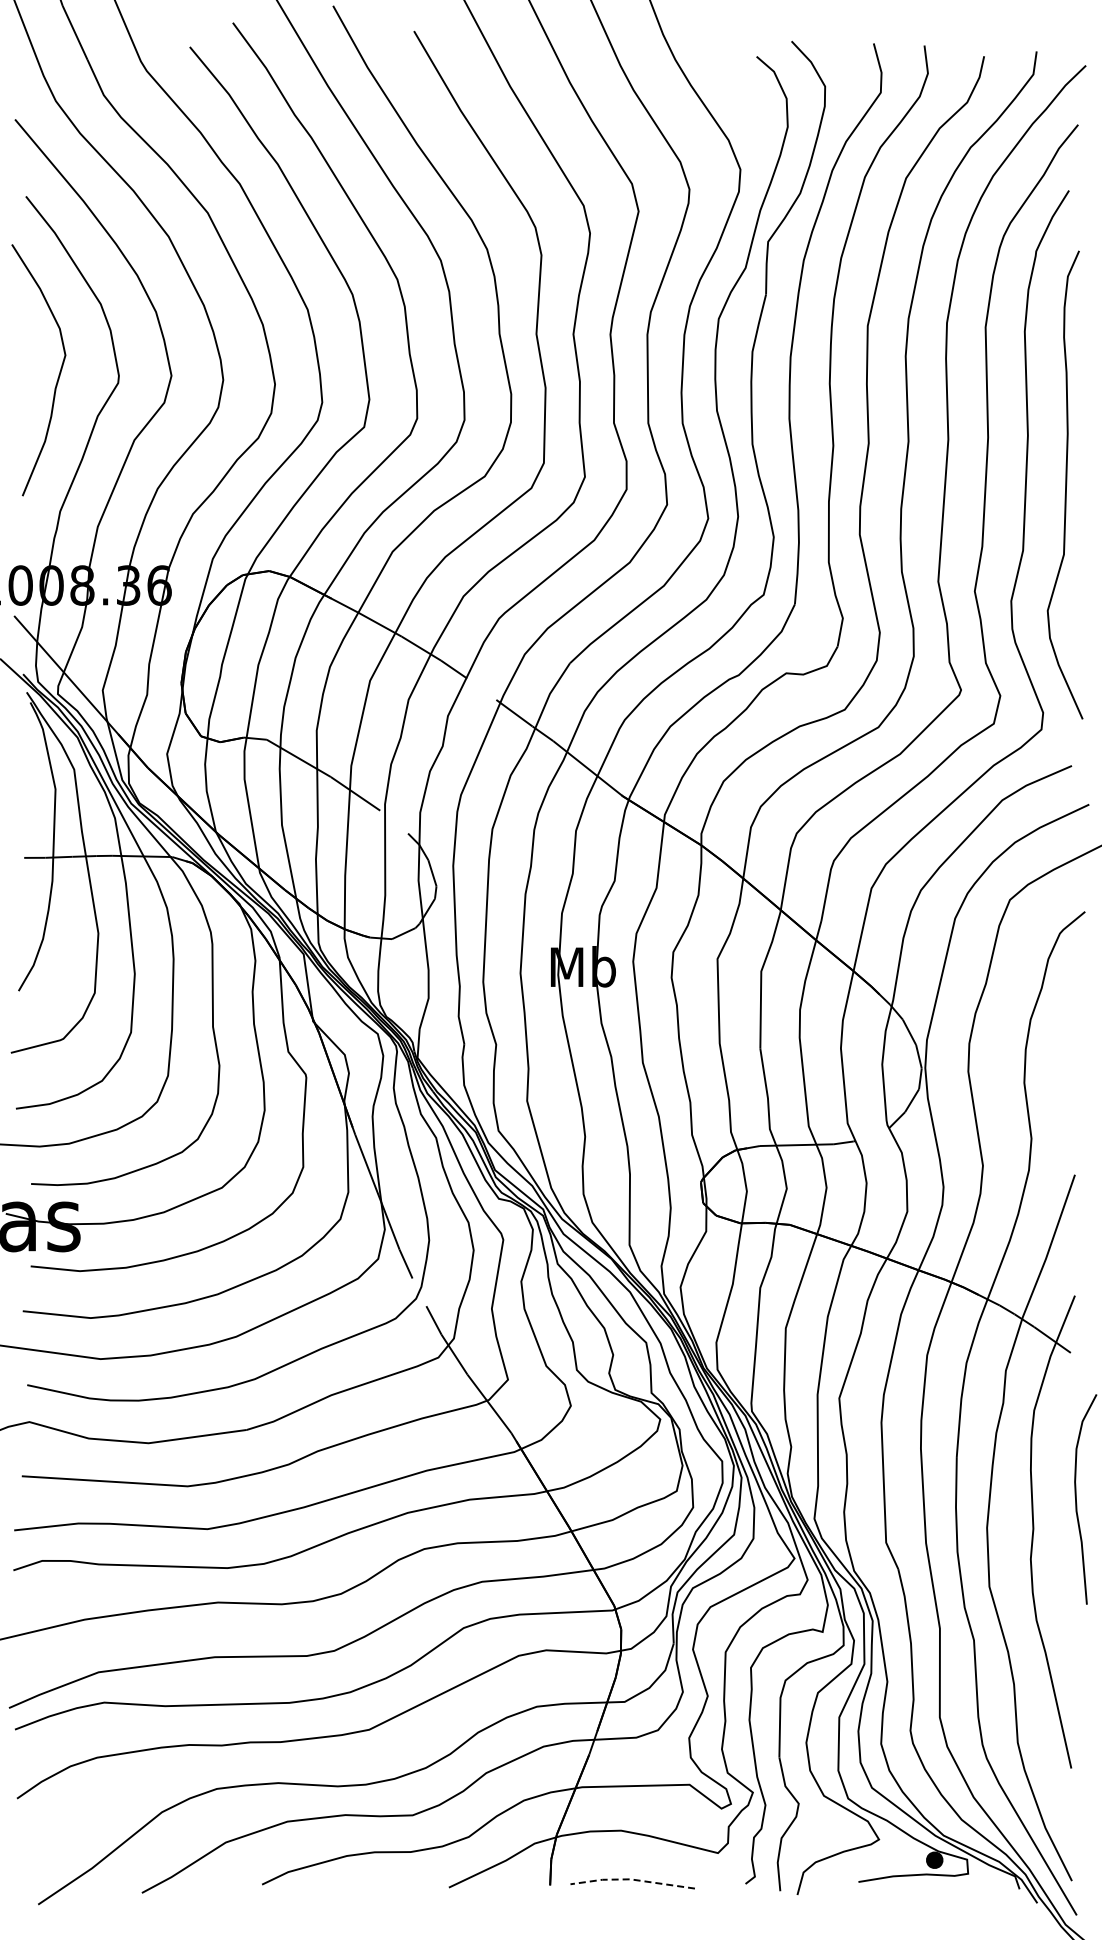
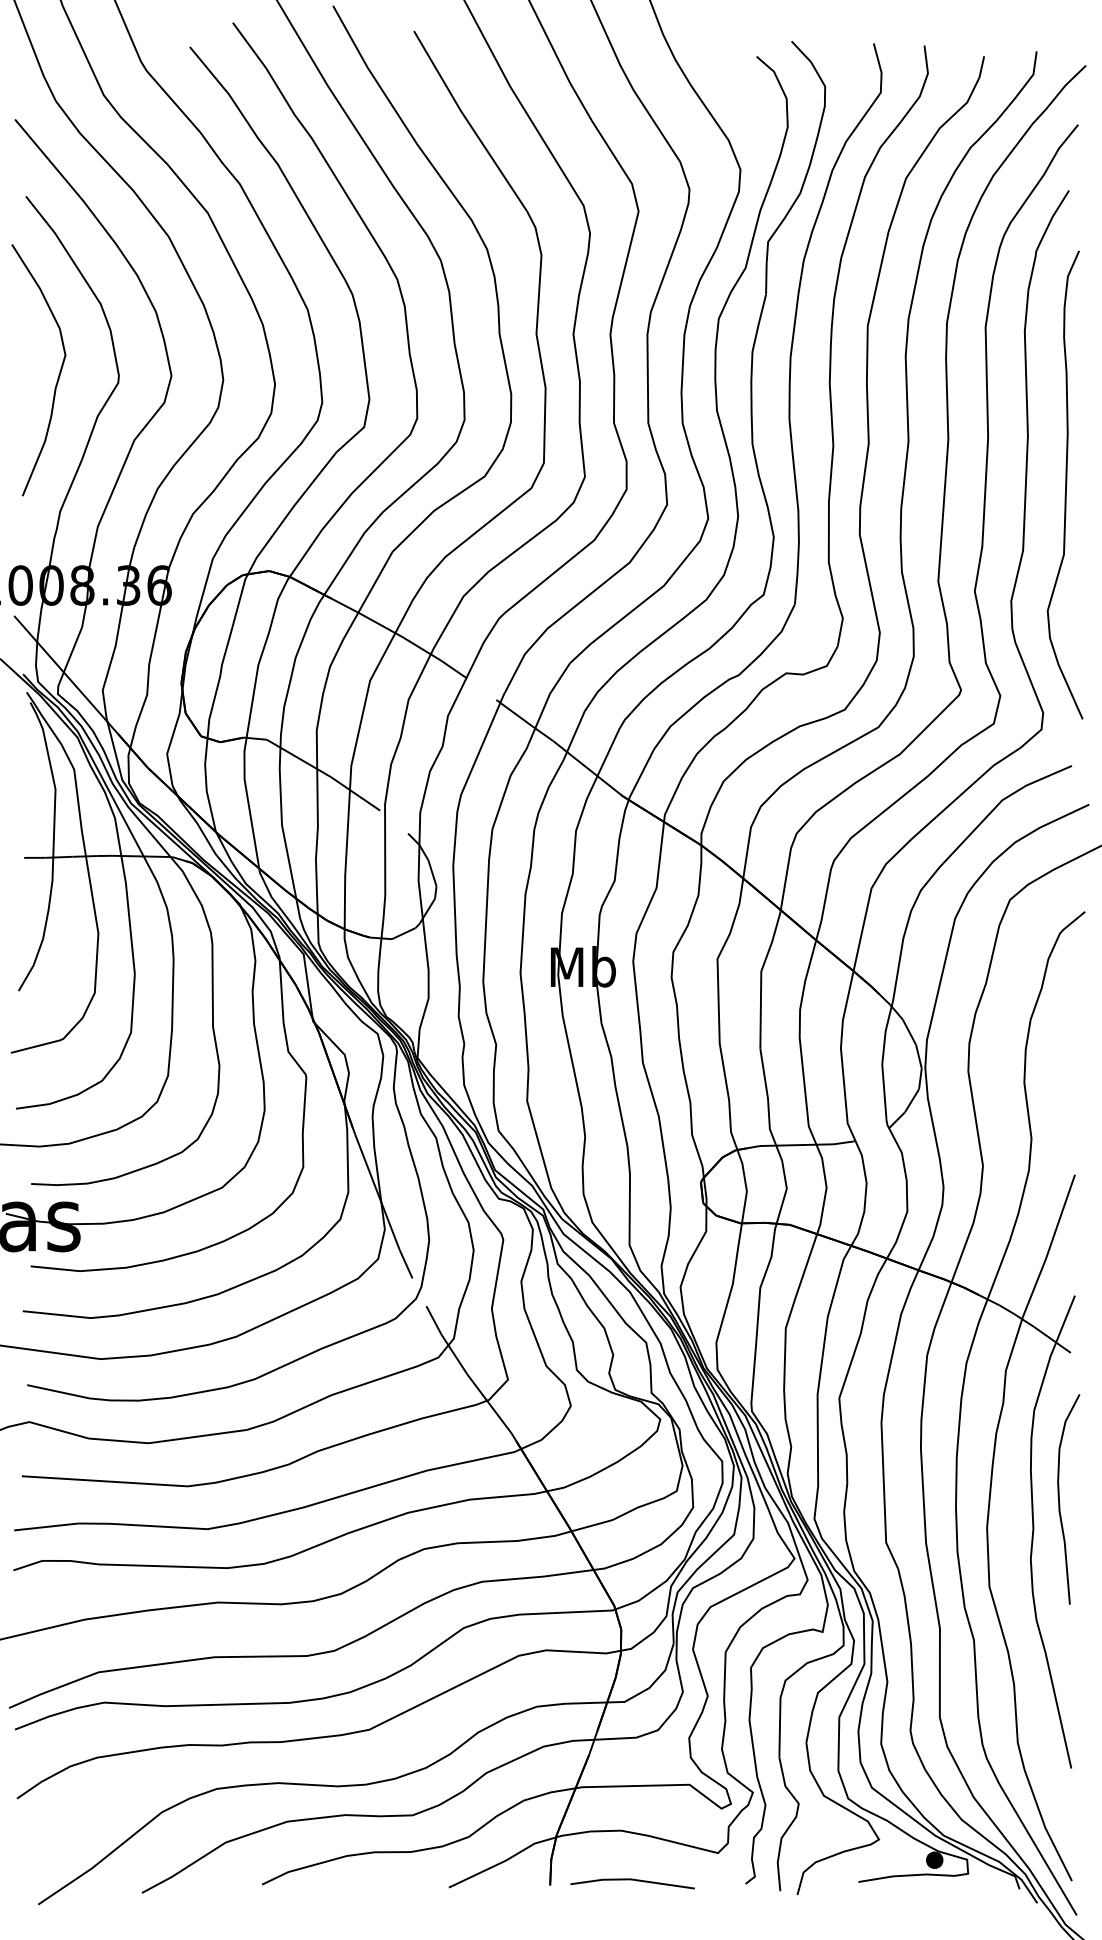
curve position: (1077, 1503) -> (1060, 1503) (1060, 1503)
line: dashed -> solid (631, 1879)
